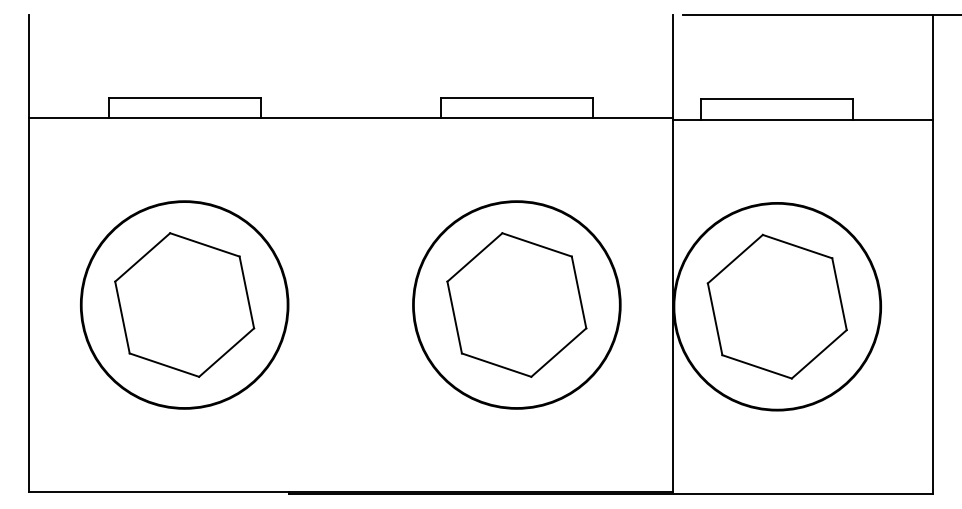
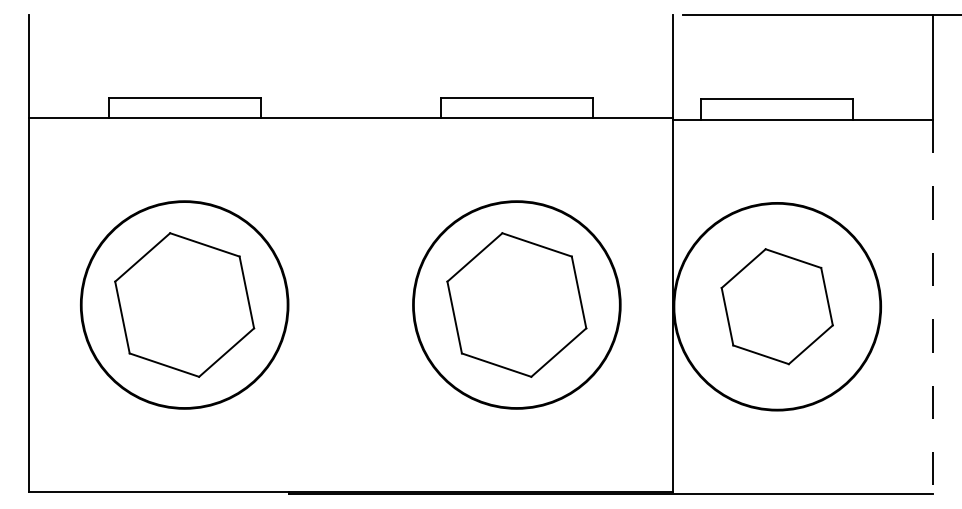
part size: 142x147 px -> 114x118 px (776, 306)
line: solid -> dashed (933, 306)
